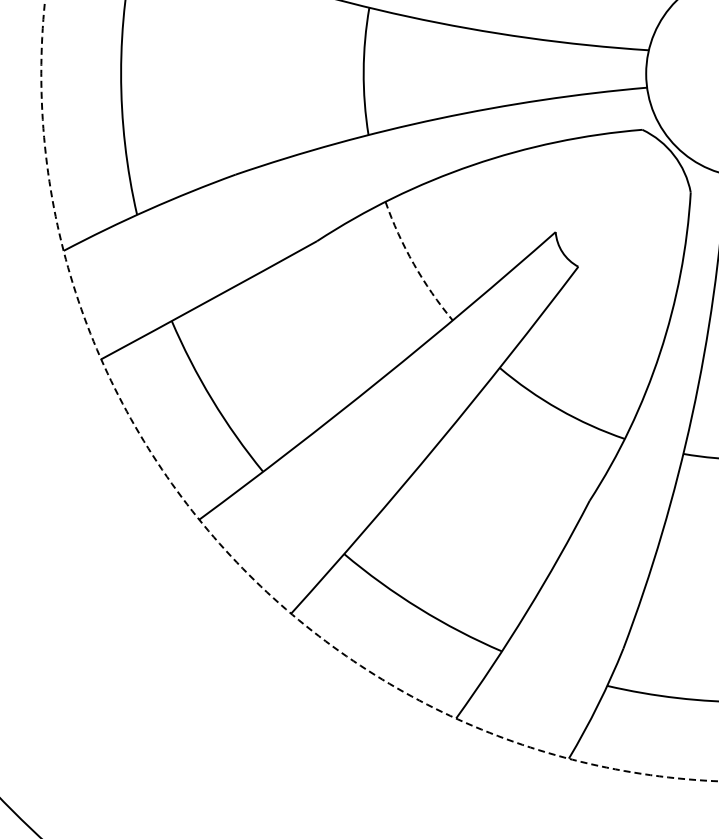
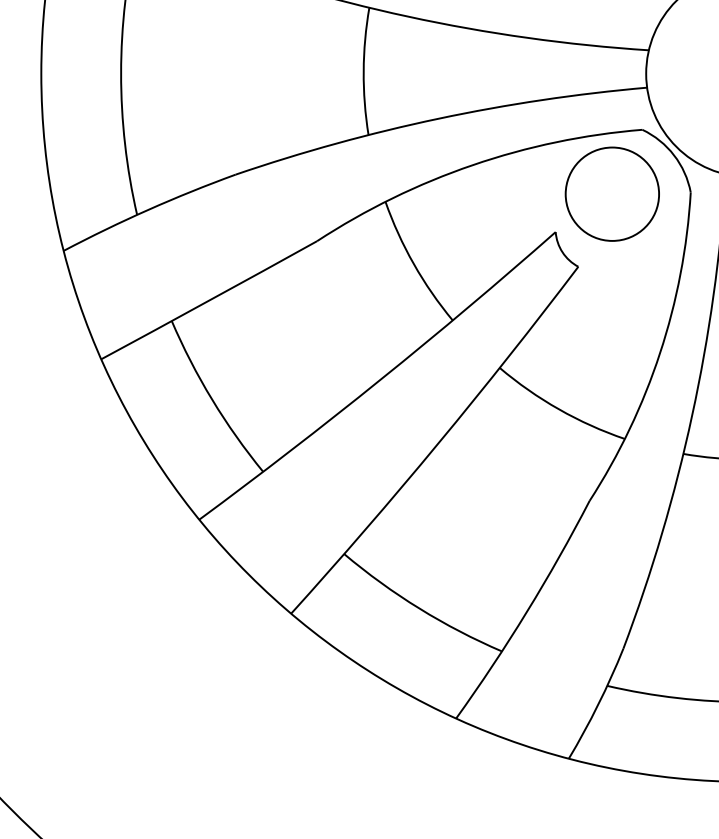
circle: none -> present (611, 193)
arc: dashed -> solid (413, 264)
circle: dashed -> solid (379, 390)
